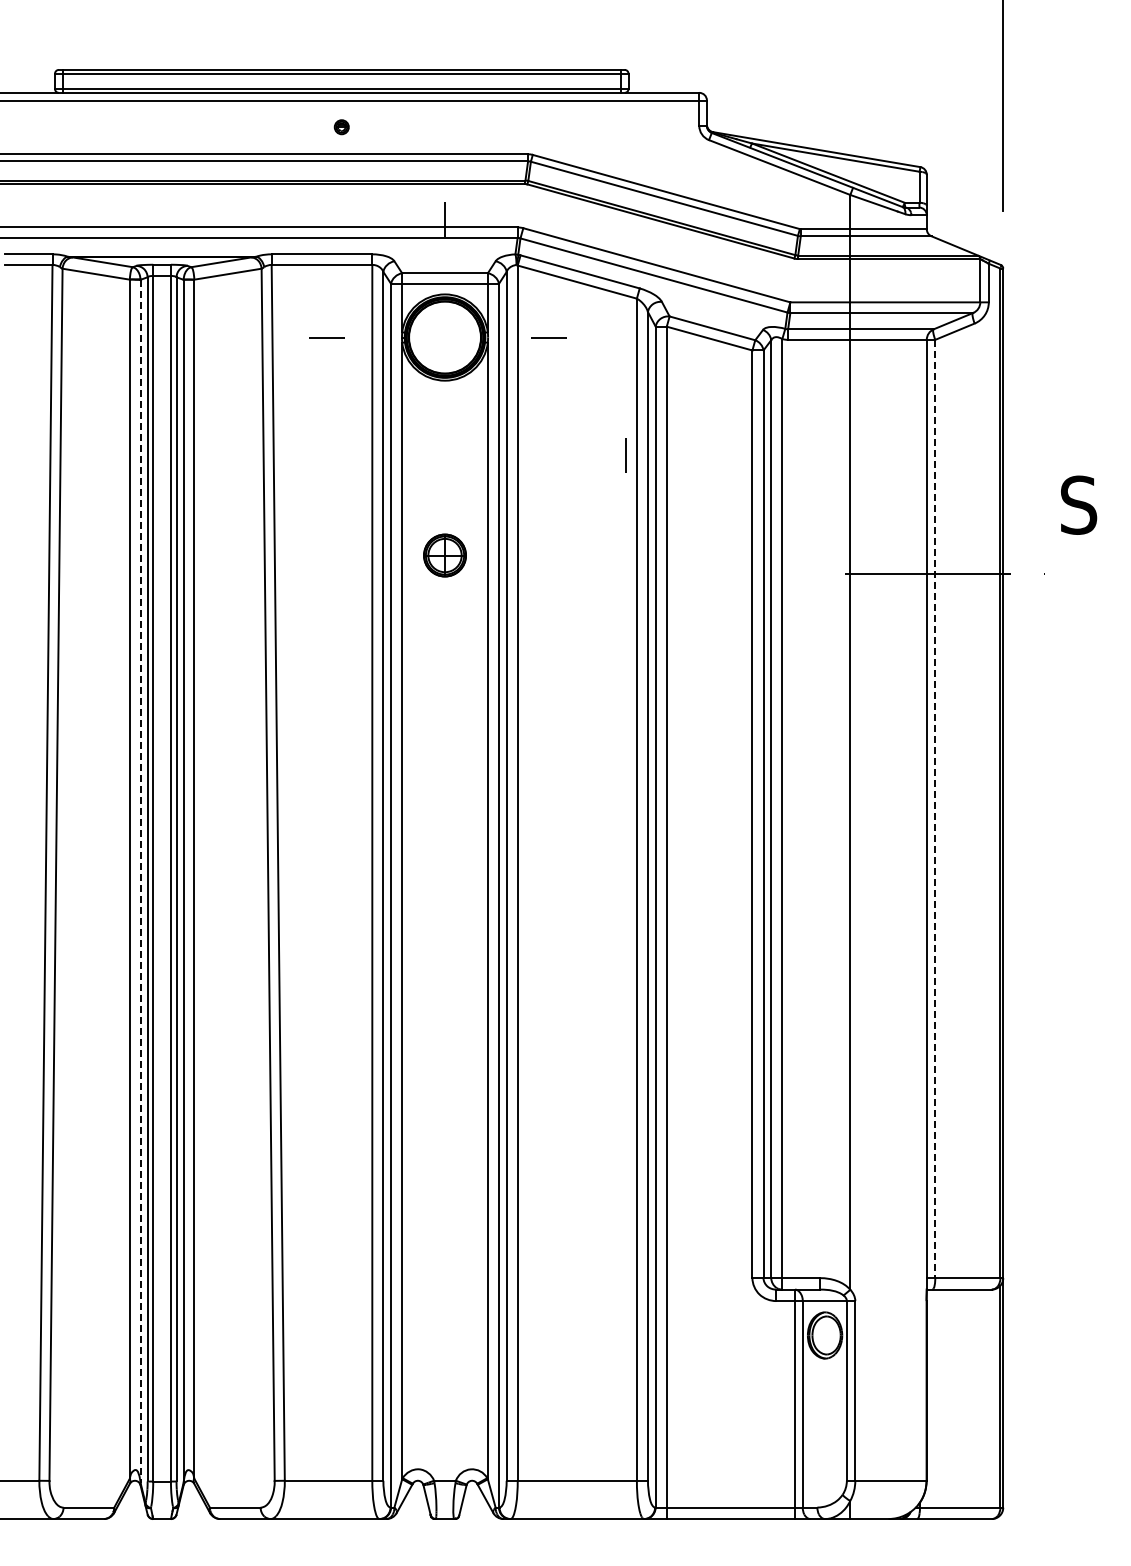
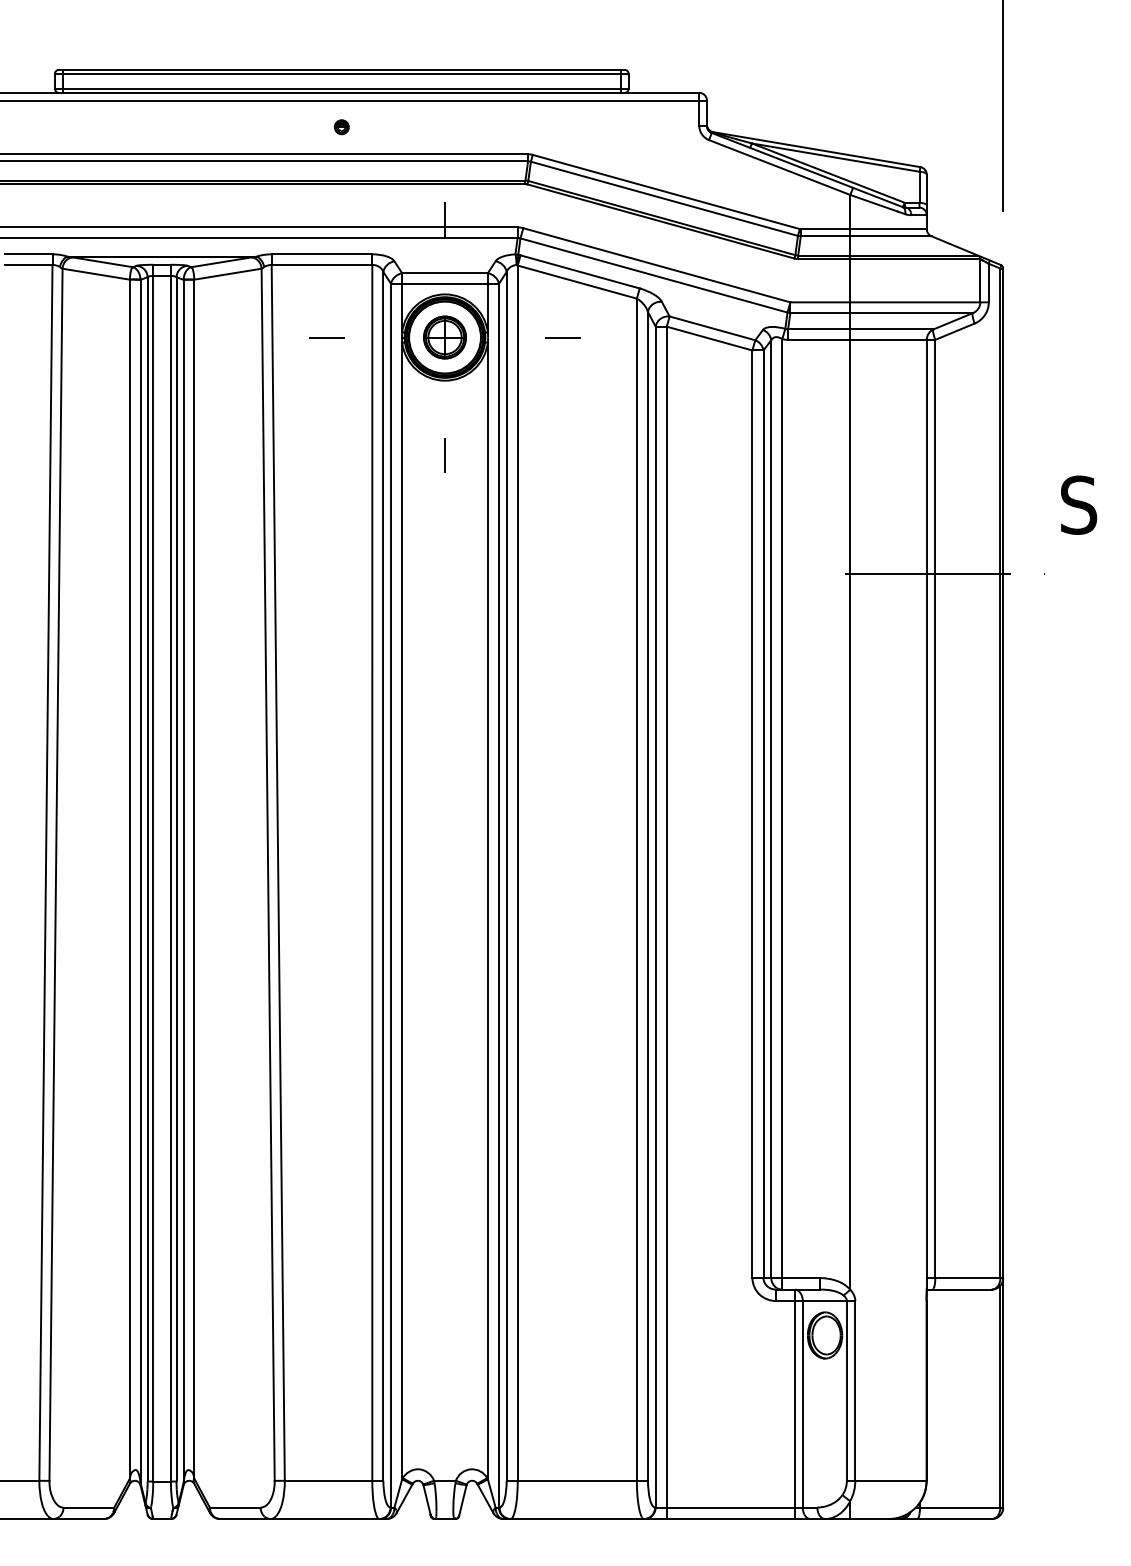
line position: (548, 337) -> (562, 337) (562, 337)
line position: (625, 455) -> (444, 455) (444, 455)
part position: (444, 555) -> (444, 337) (444, 337)
line: dashed -> solid (935, 809)
line: dashed -> solid (140, 881)
